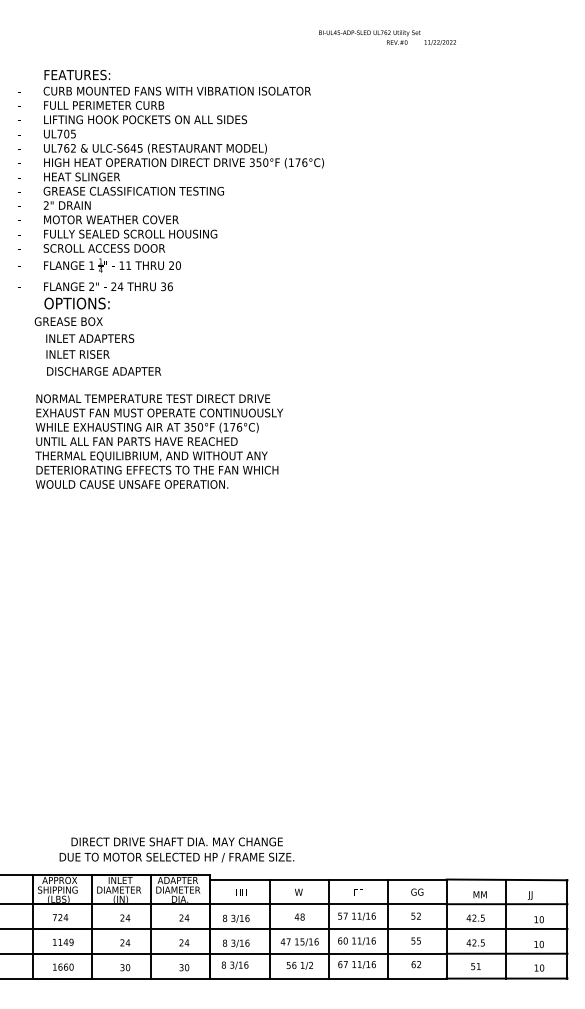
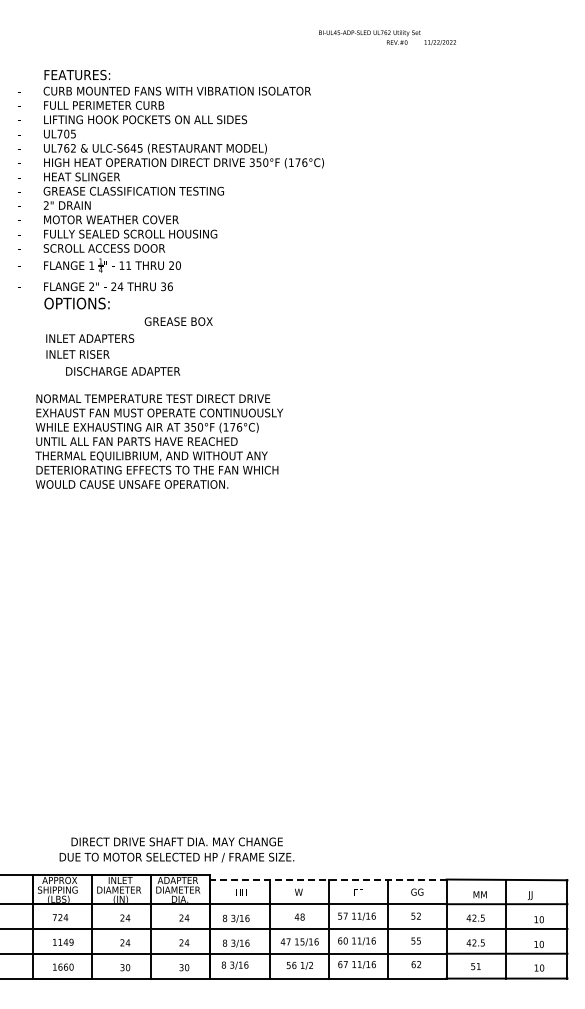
text position: (68, 321) -> (178, 321) (178, 321)
text position: (104, 371) -> (123, 371) (123, 371)
line: solid -> dashed (328, 879)
